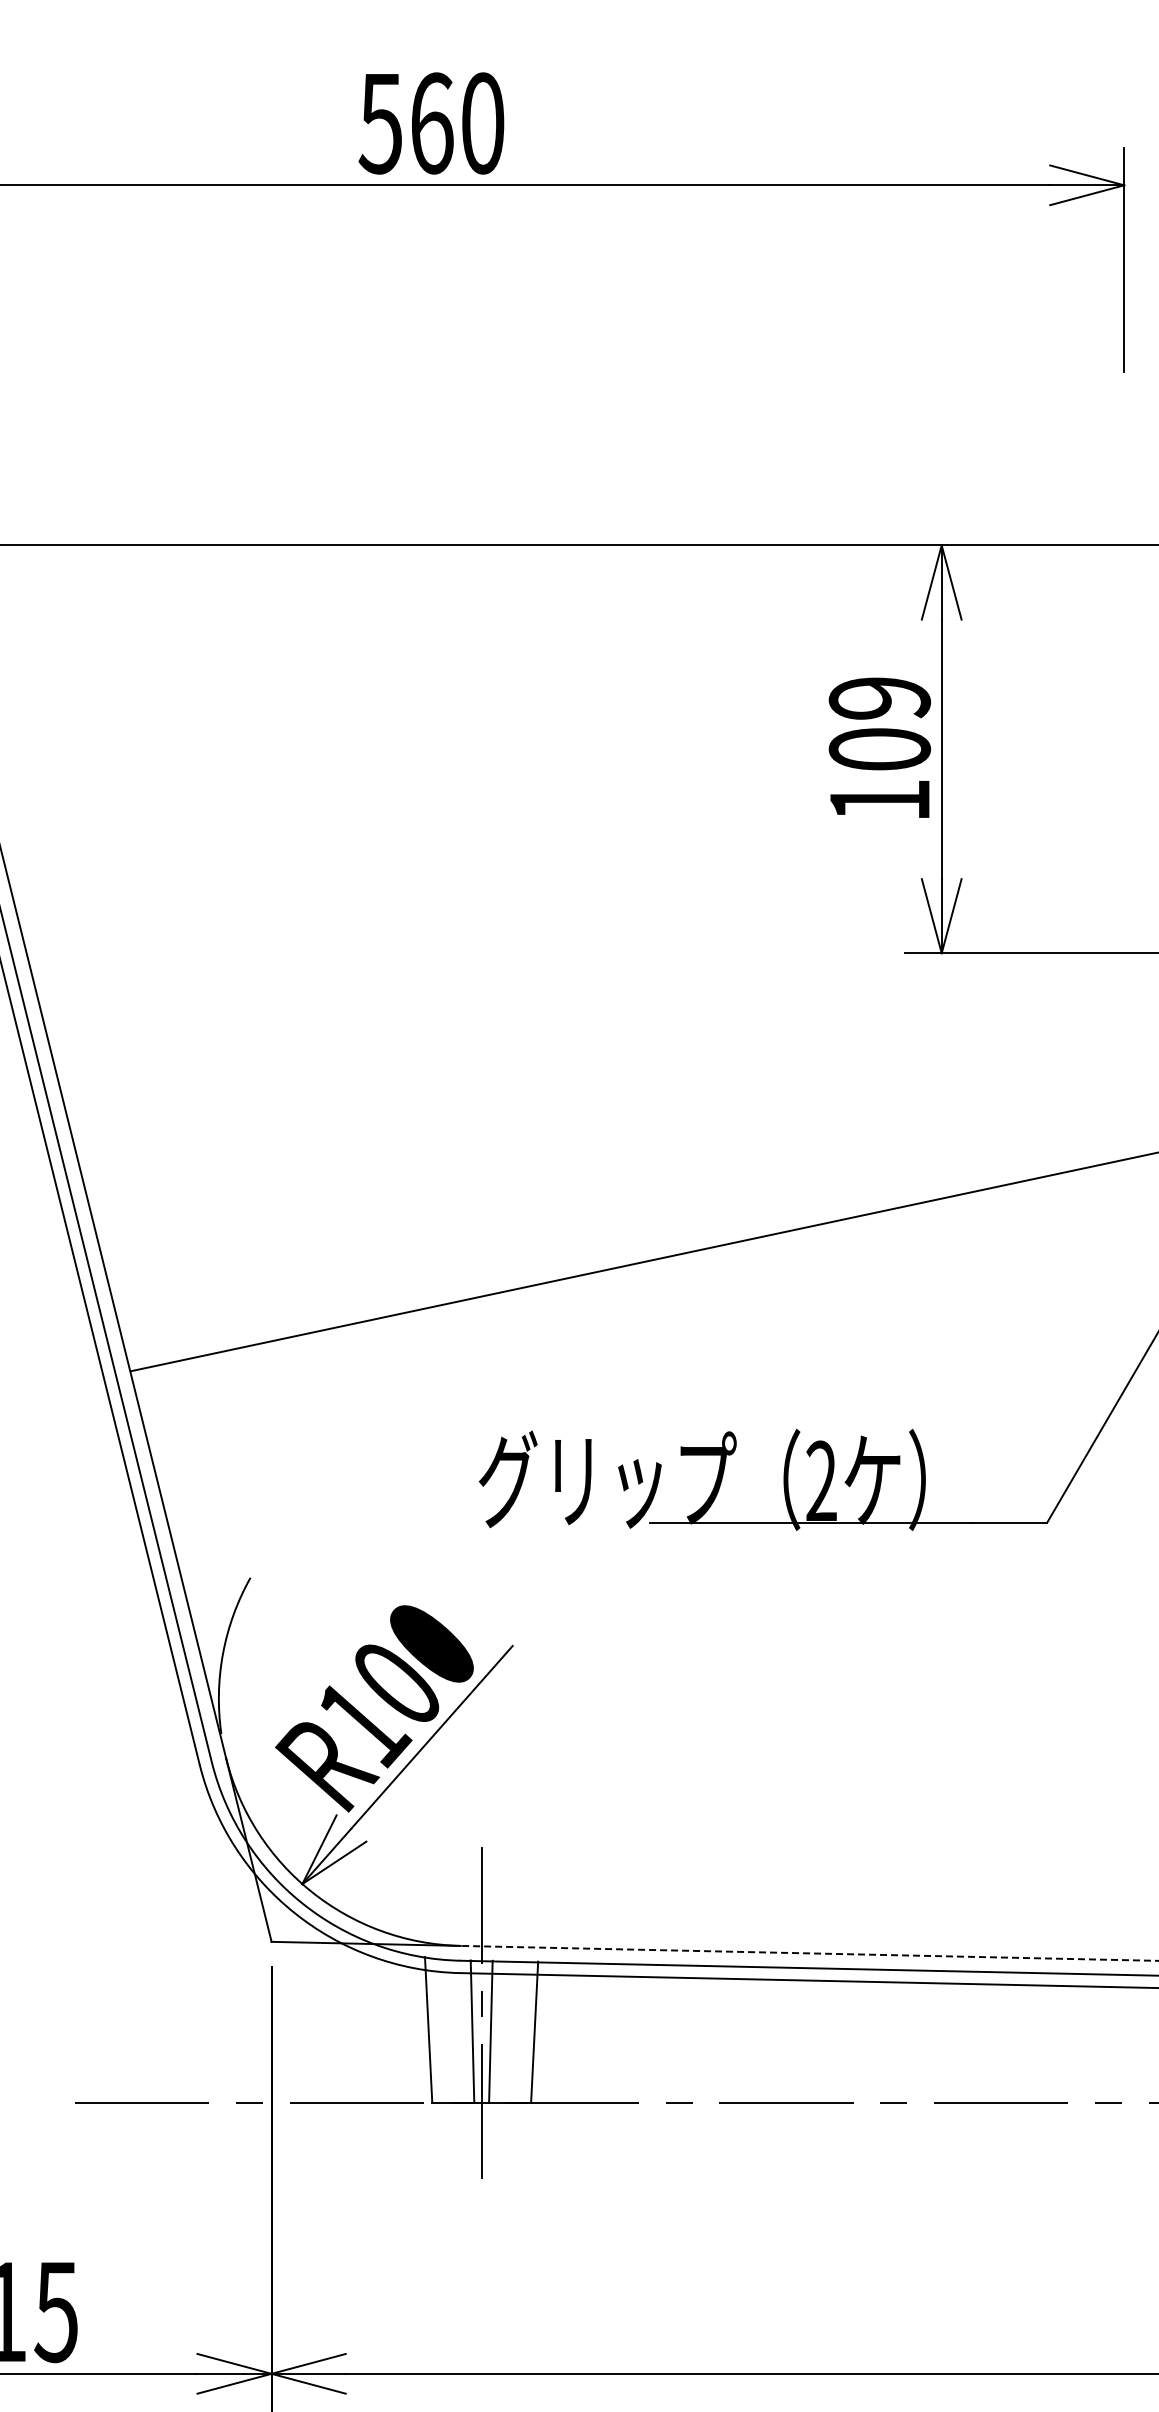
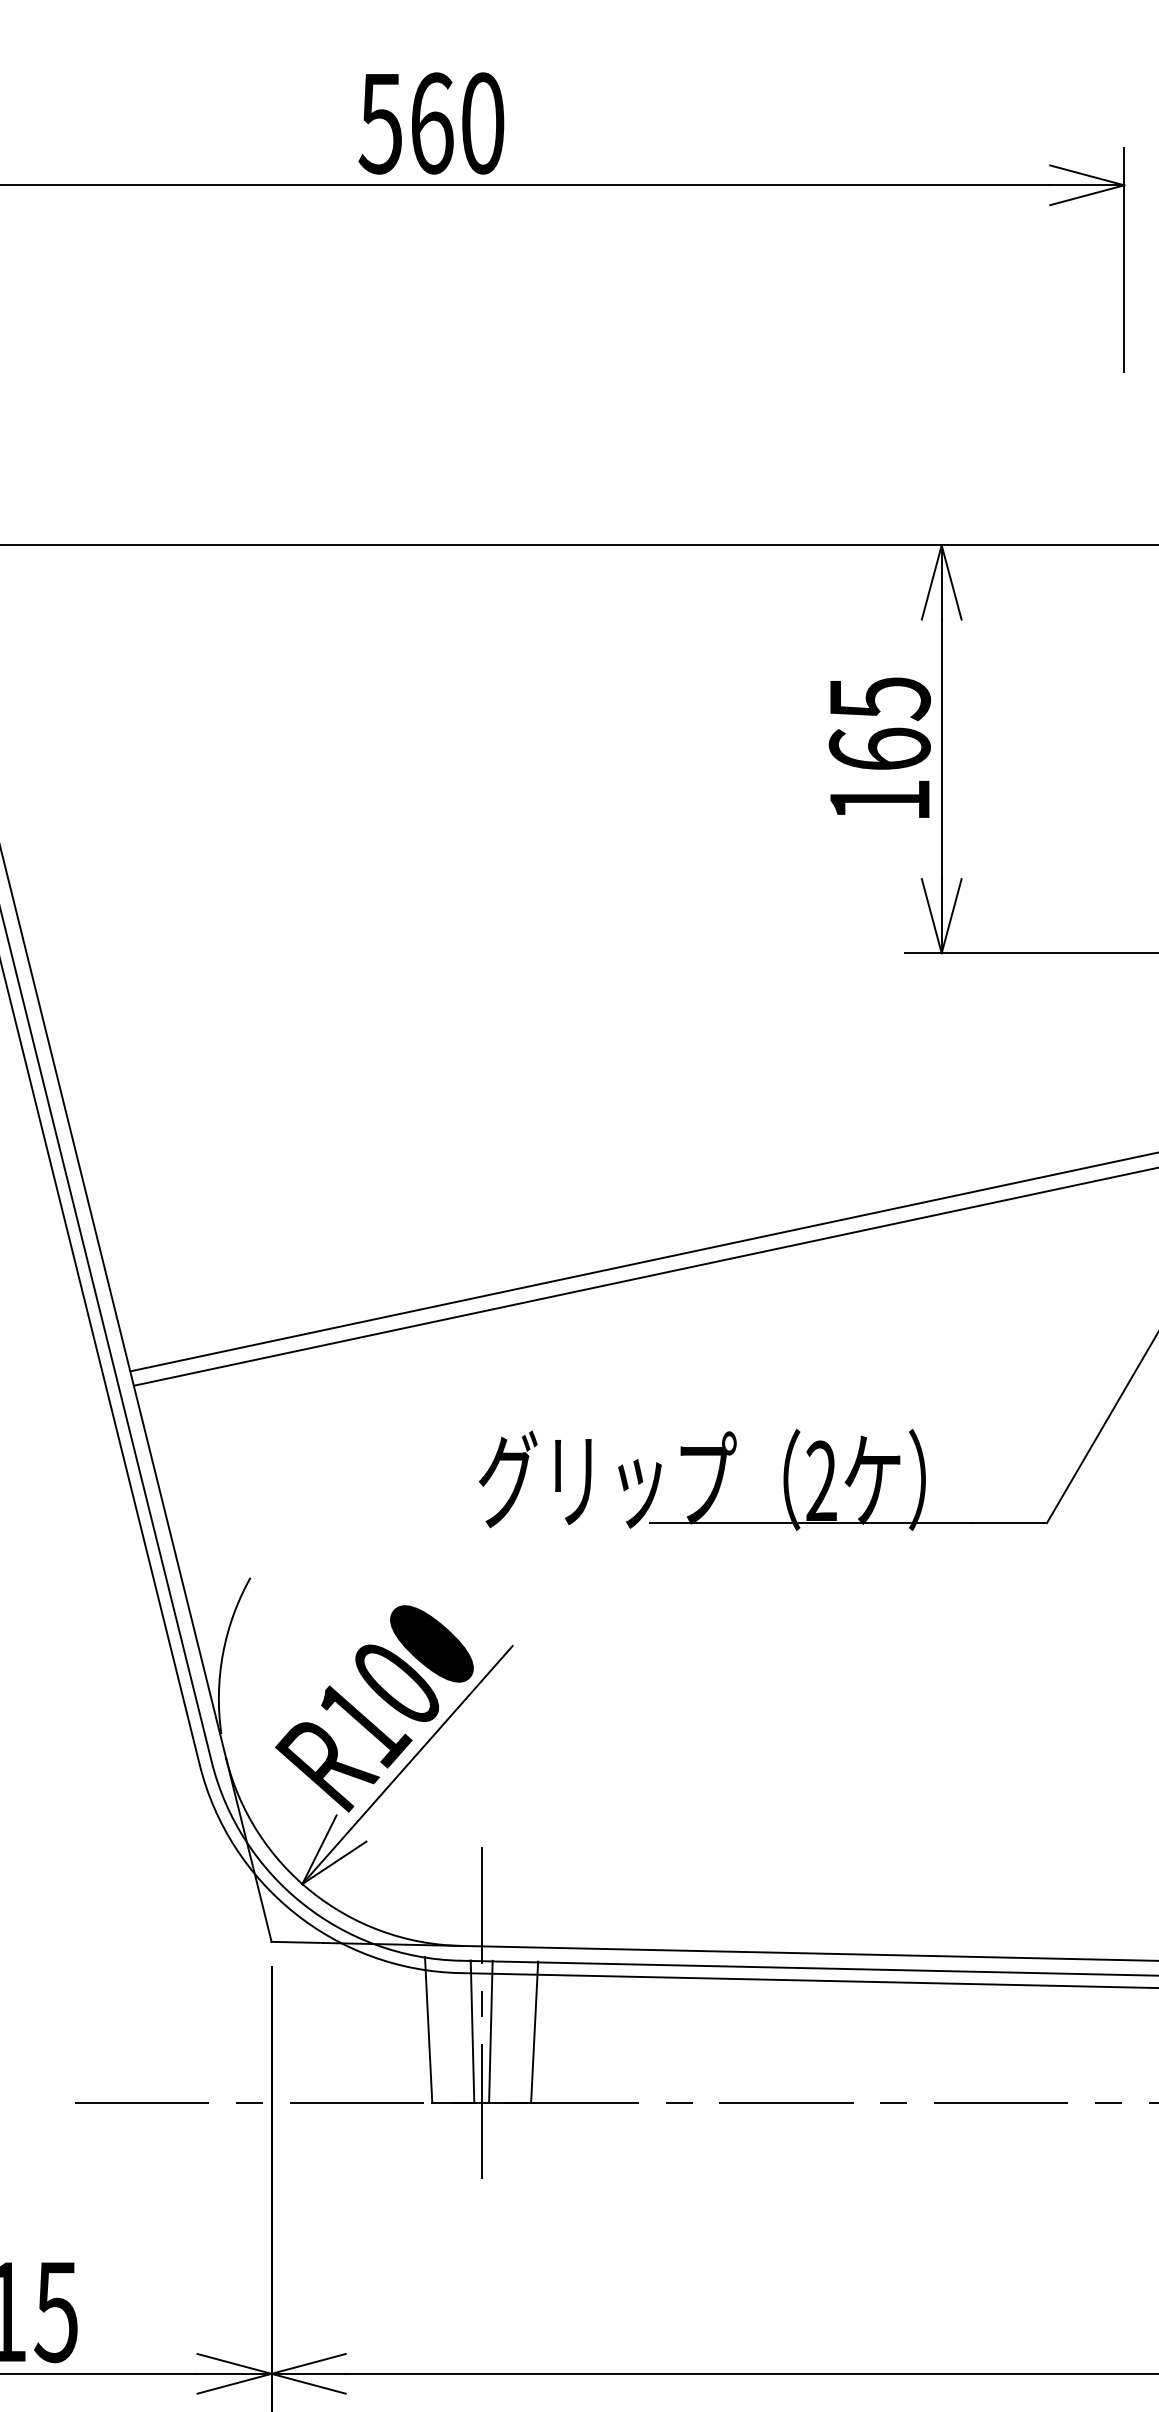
text: 109 -> 165 (879, 723)
line: none -> present (644, 1276)
line: dashed -> solid (809, 1953)
